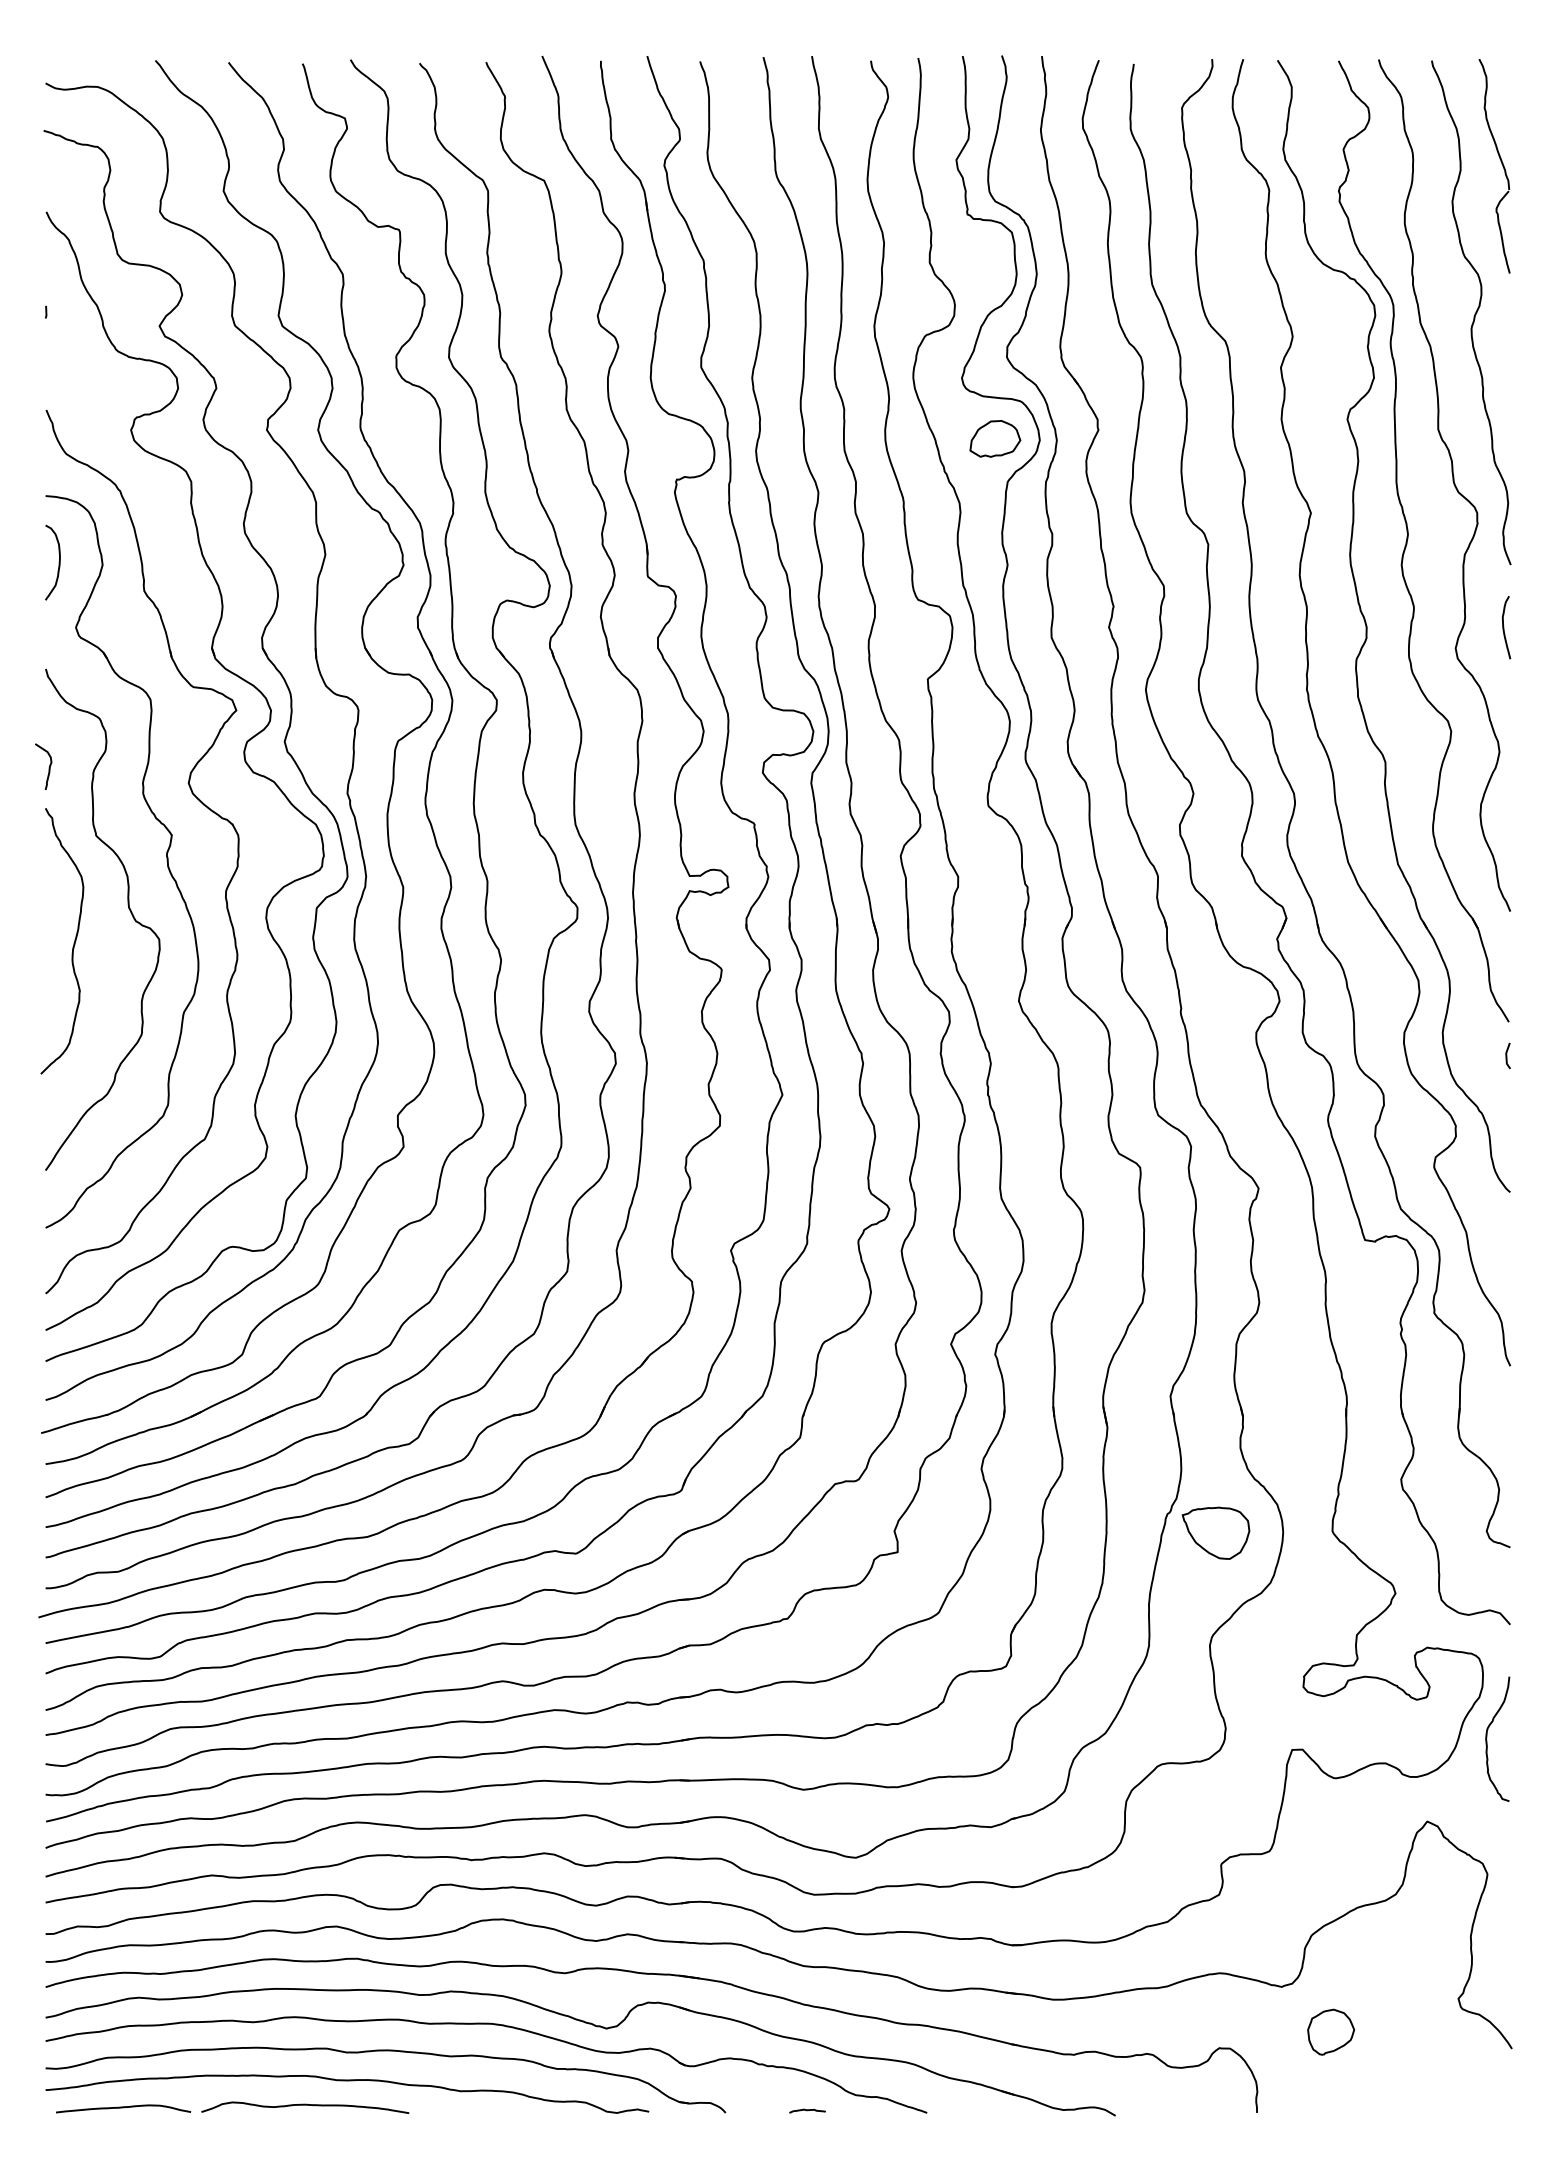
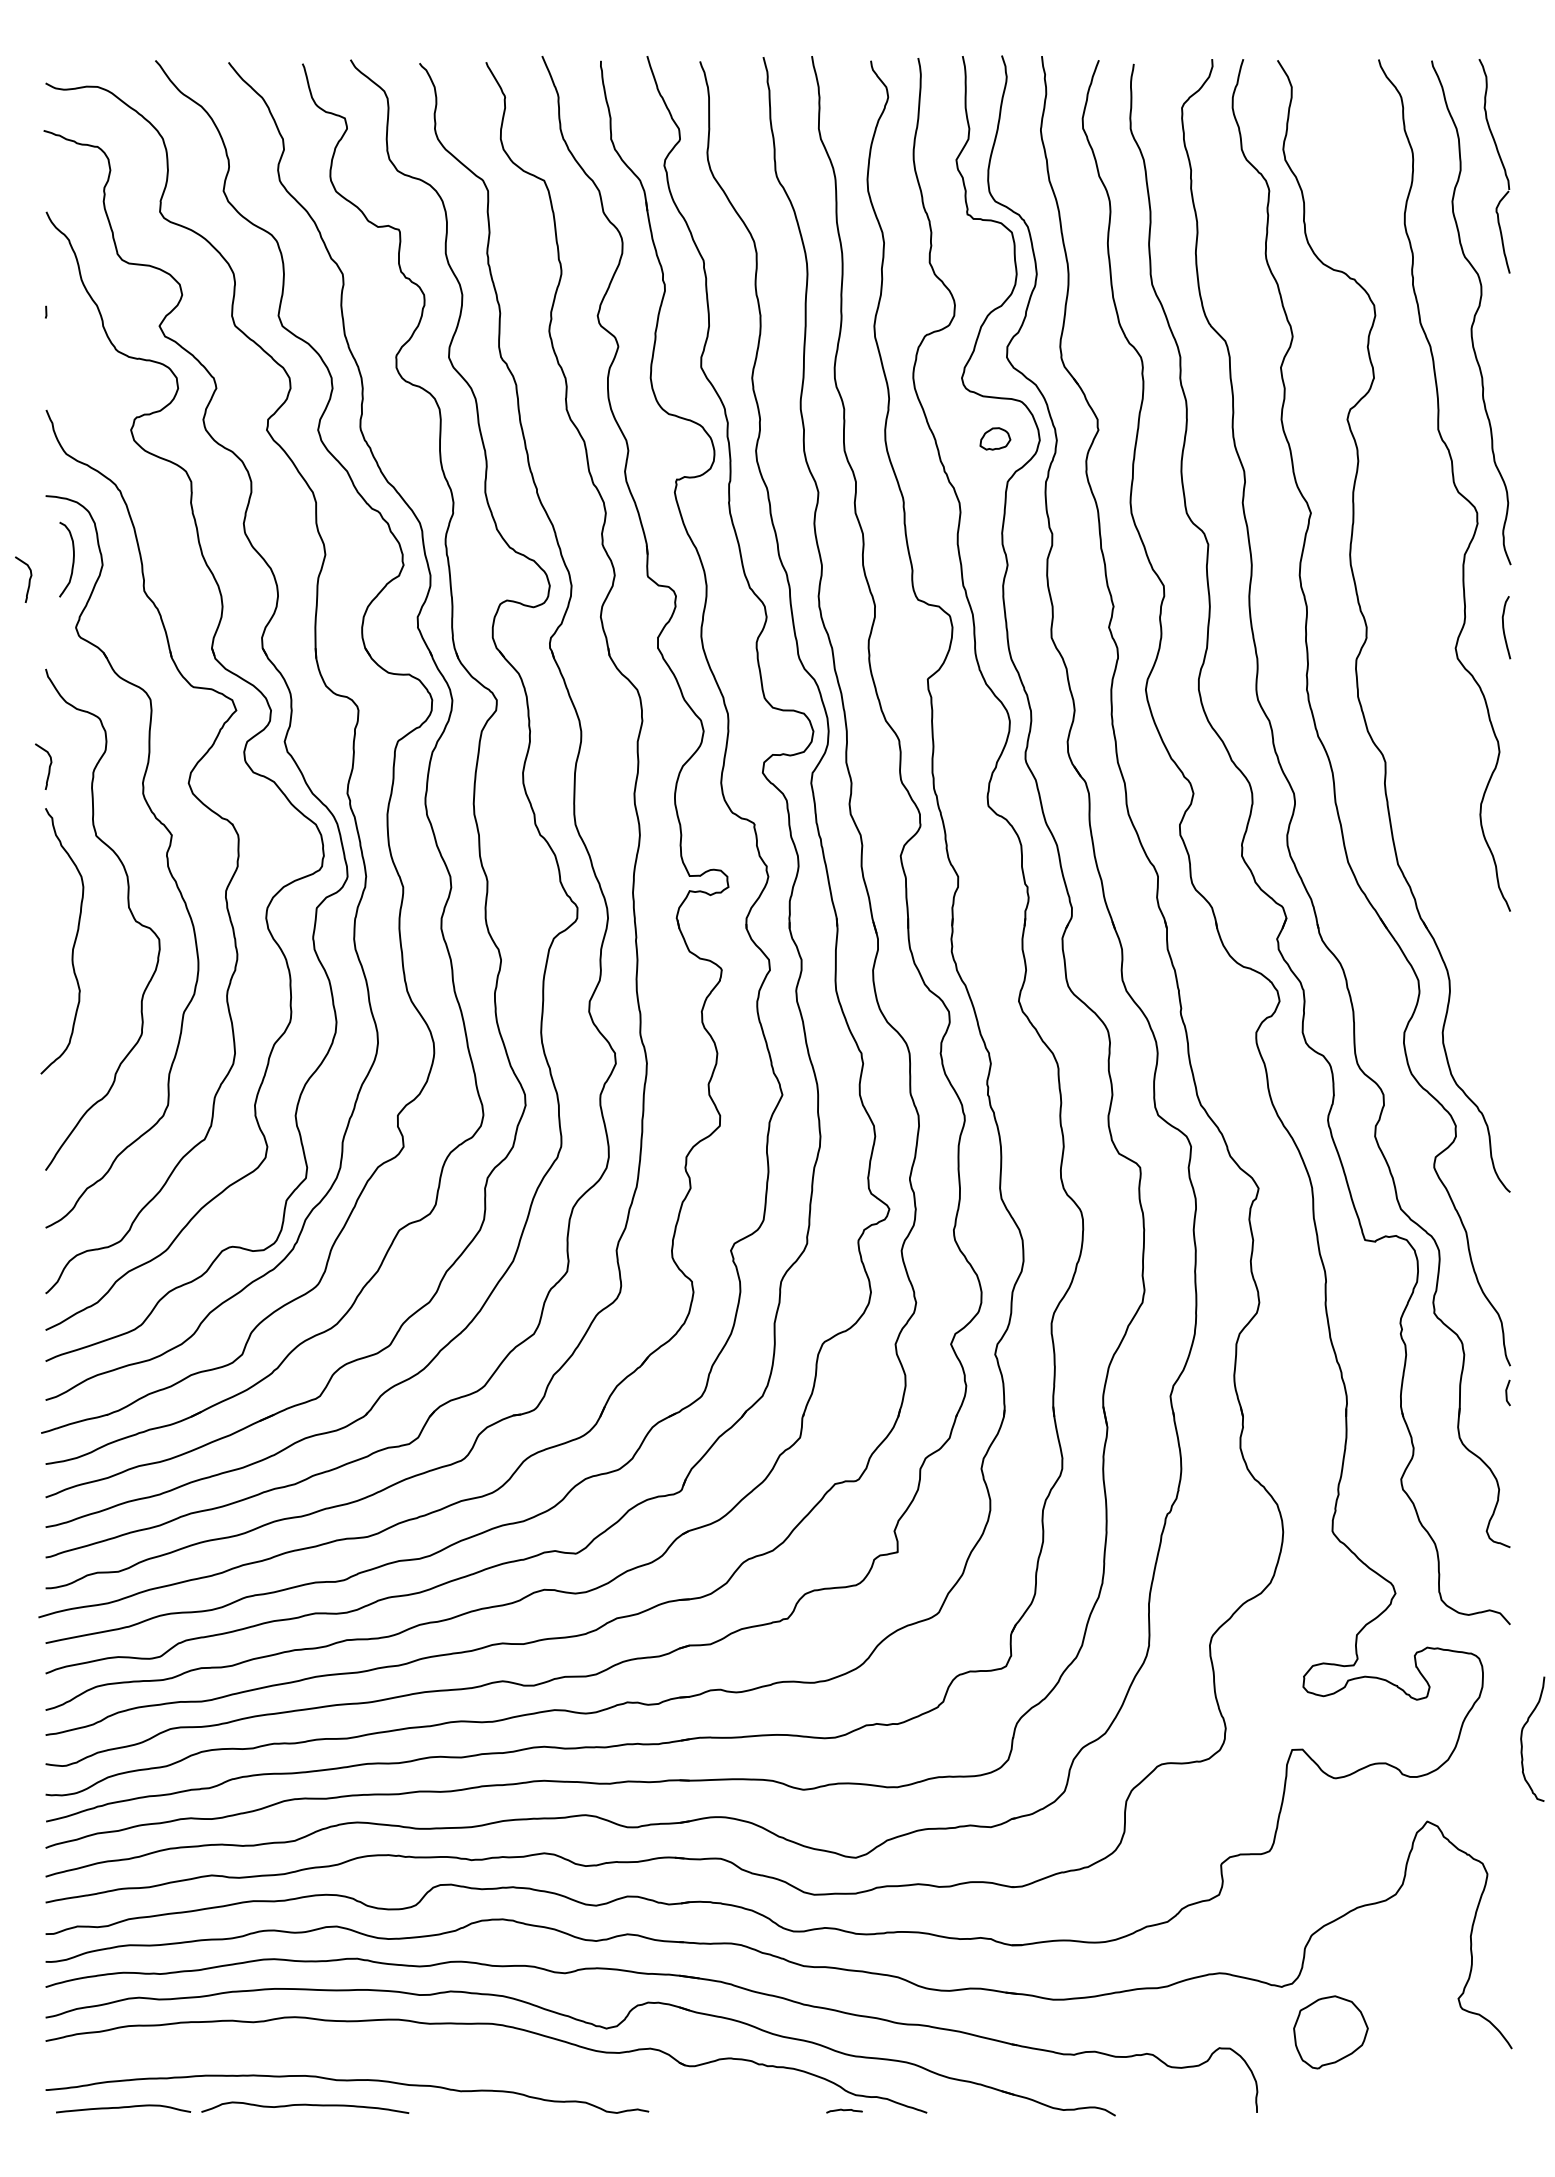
part size: 53x38 px -> 33x24 px (995, 438)
part: present -> none (1408, 539)
curve position: (58, 562) -> (72, 559) (72, 559)
curve: none -> present (28, 580)
line position: (1507, 1055) -> (1507, 1392) (1507, 1392)
part: present -> none (1215, 1532)
curve position: (1487, 1738) -> (1522, 1738) (1522, 1738)
part size: 49x48 px -> 76x75 px (1330, 2032)
part: present -> none (385, 2051)
curve position: (807, 2110) -> (844, 2110) (844, 2110)
